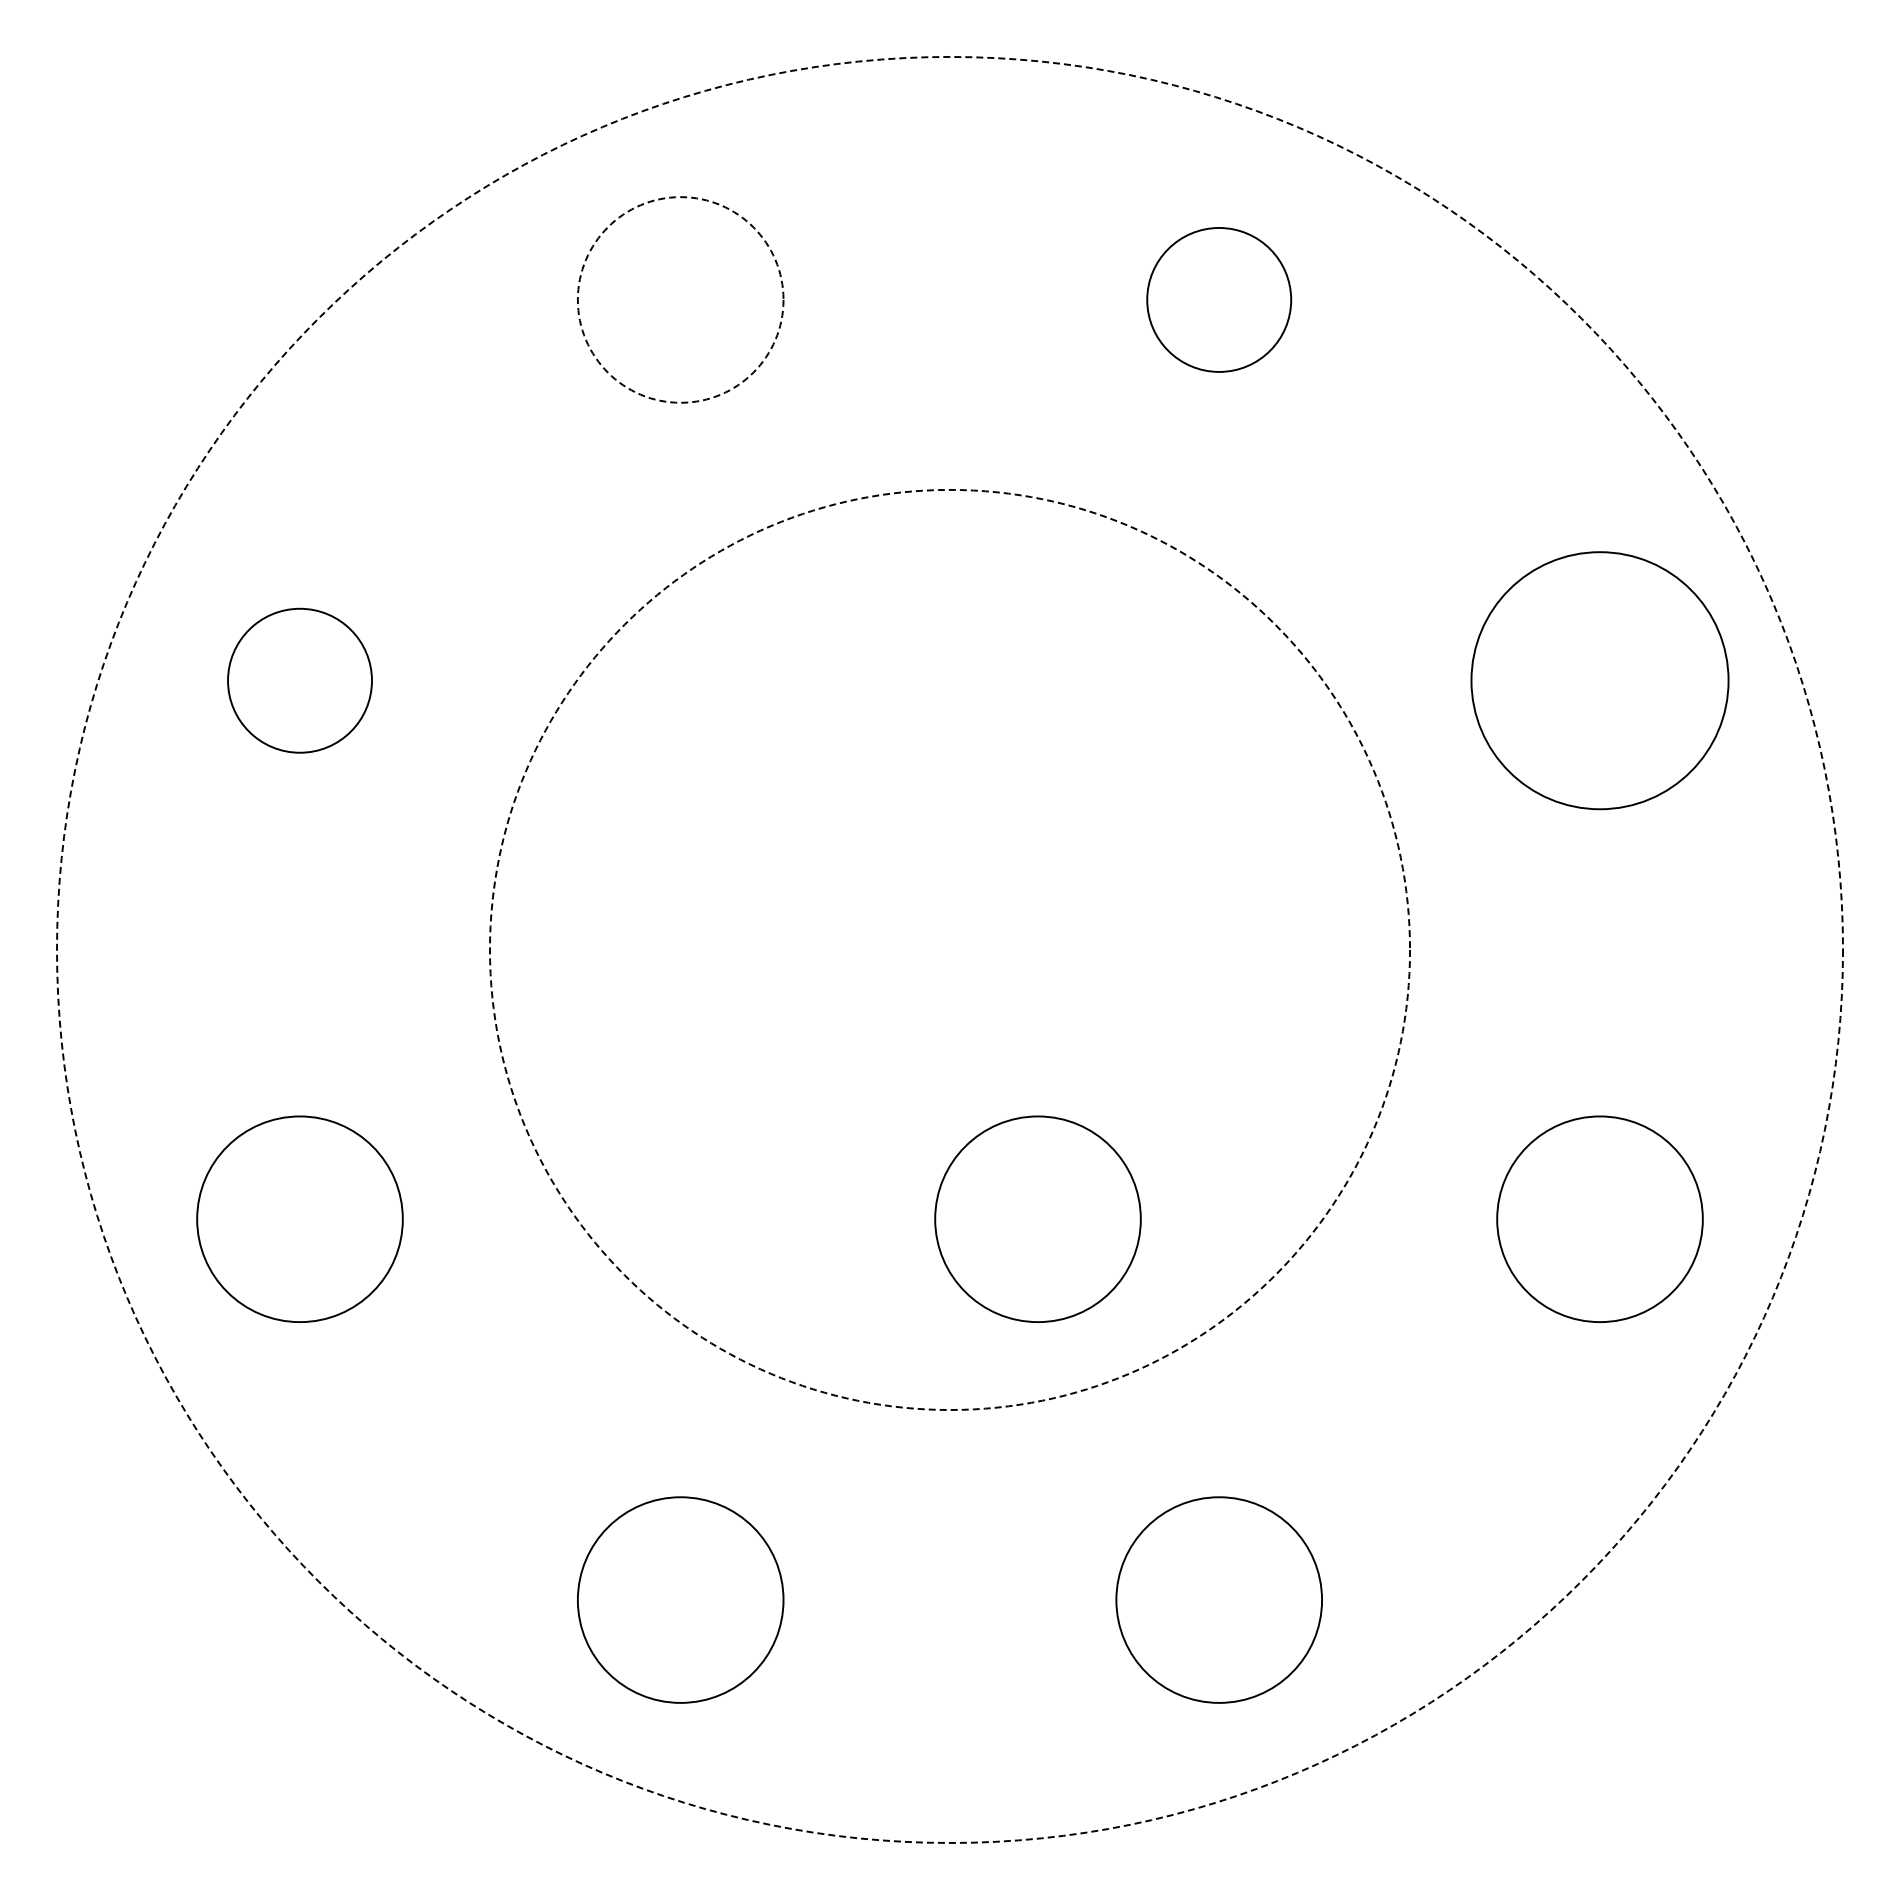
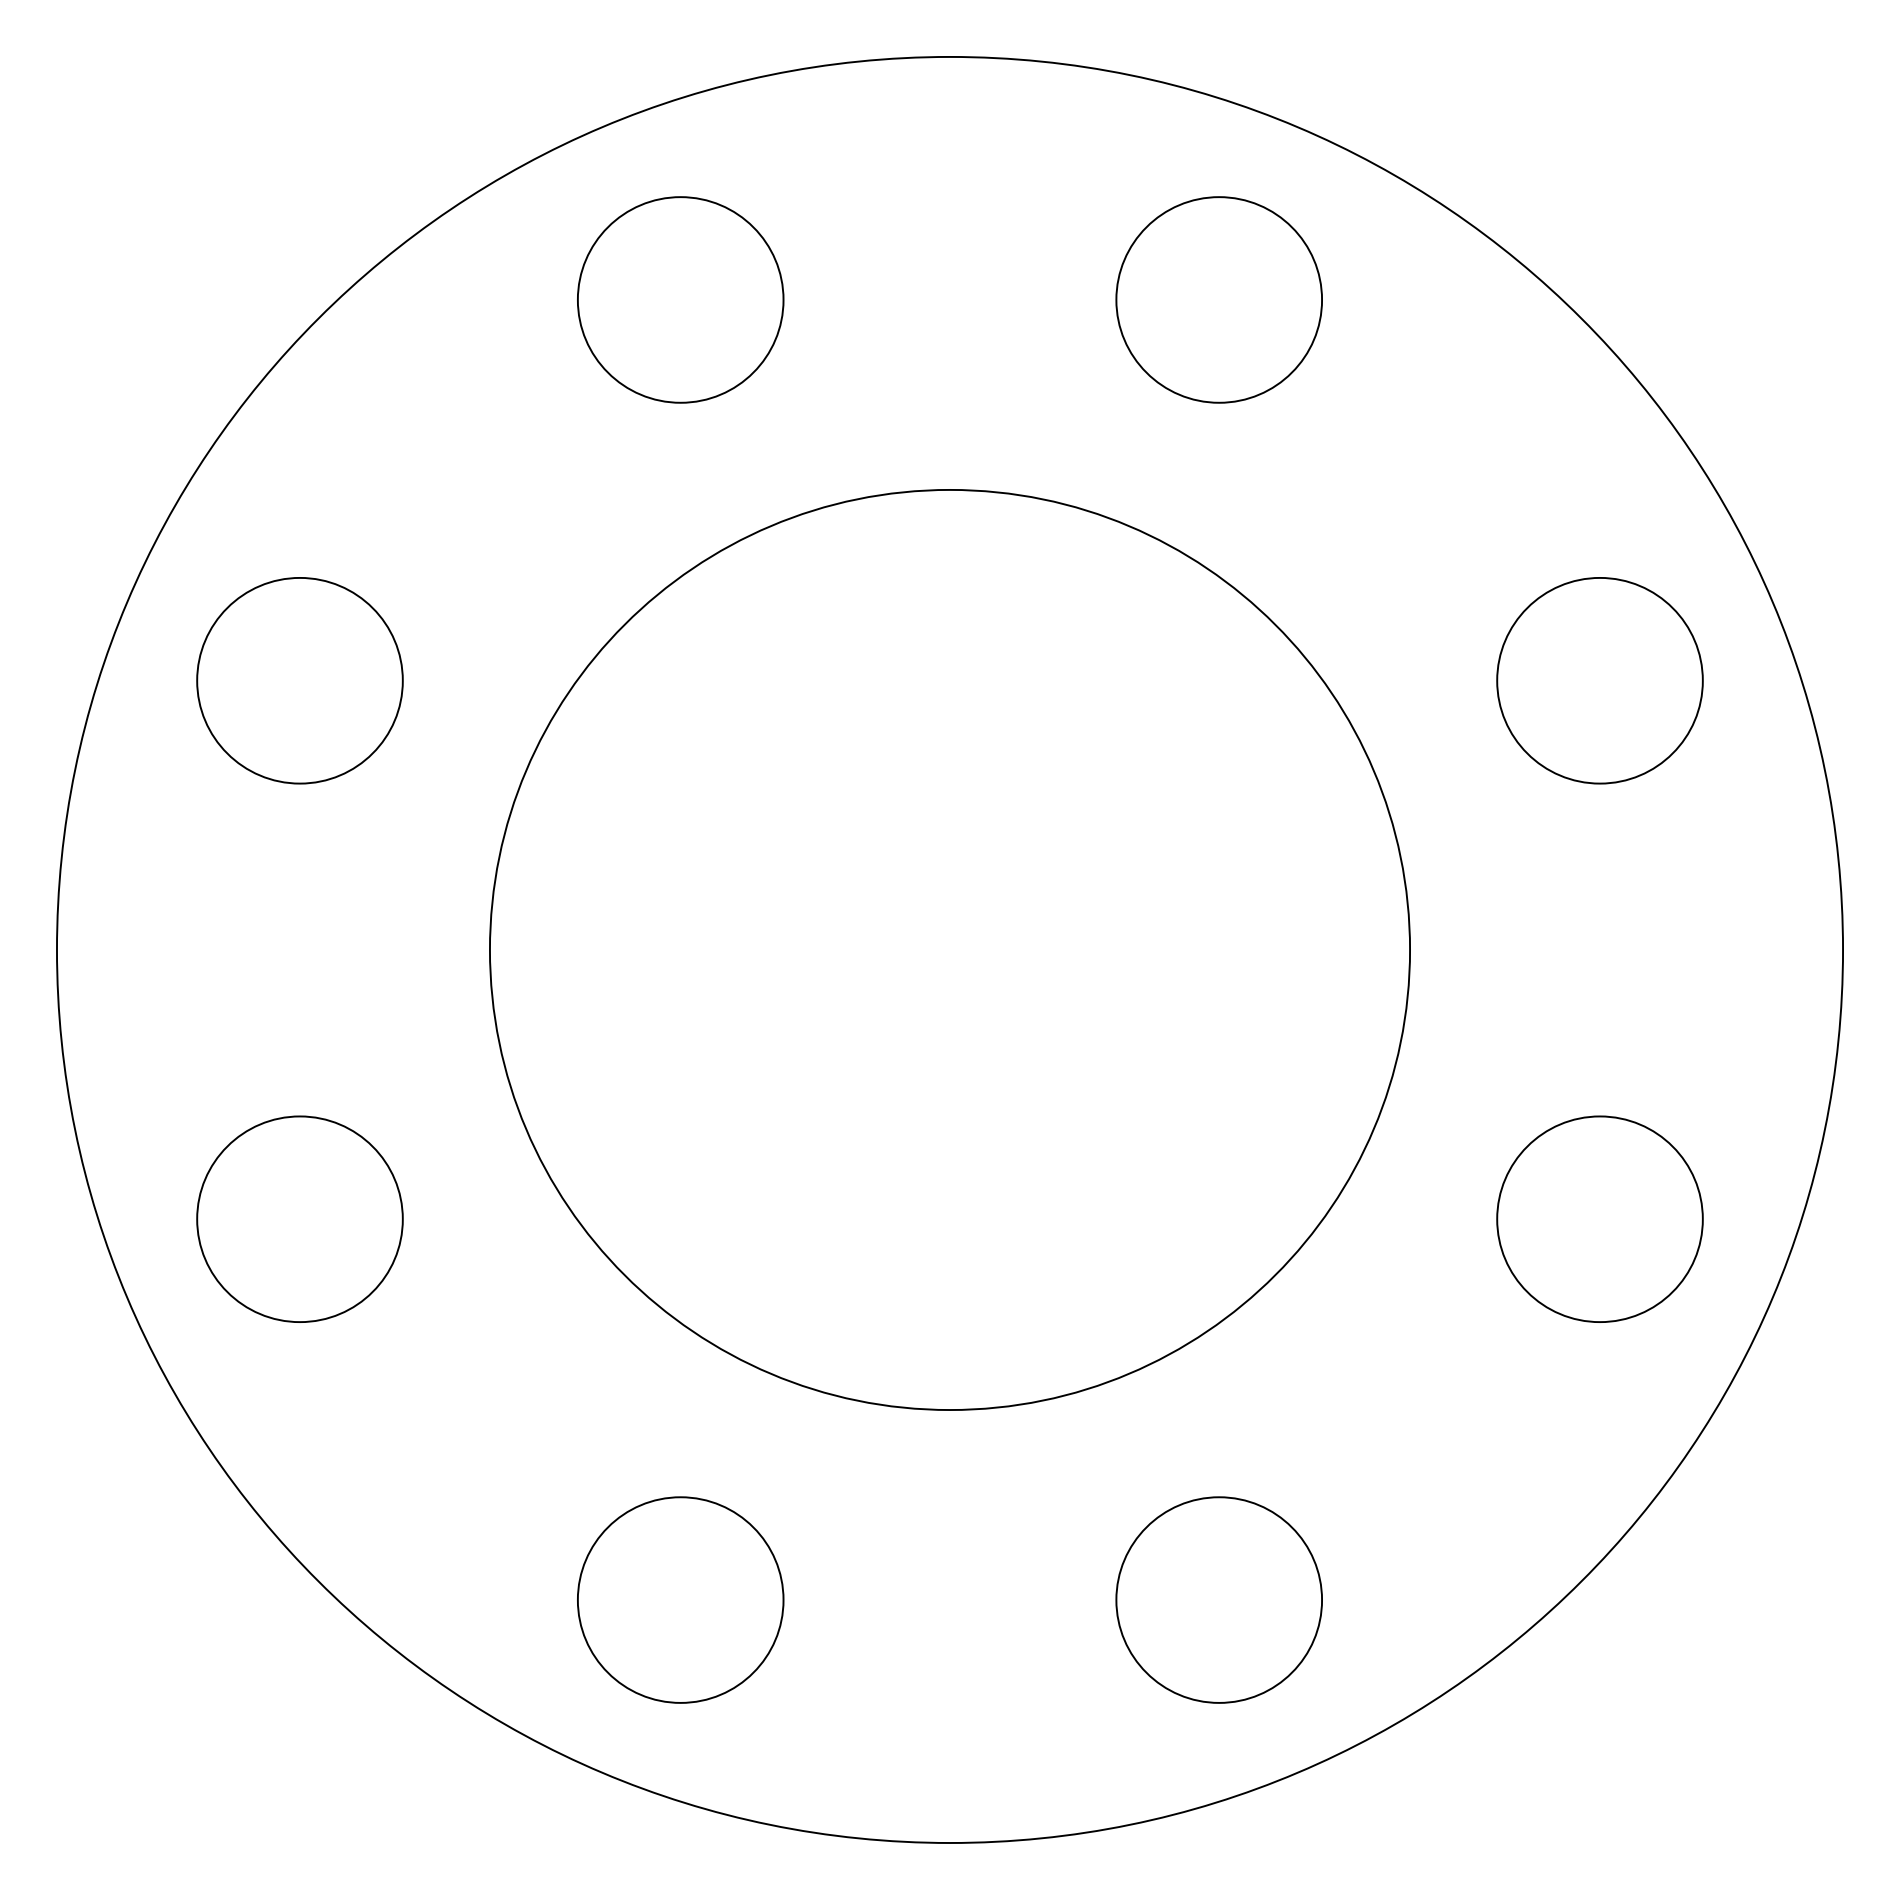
circle: dashed -> solid (680, 299)
circle diameter: 144 px -> 206 px (1219, 299)
circle diameter: 144 px -> 206 px (299, 680)
circle size: 260x260 px -> 208x208 px (1599, 680)
circle: dashed -> solid (949, 949)
circle: dashed -> solid (949, 949)
circle: present -> none (1037, 1218)
